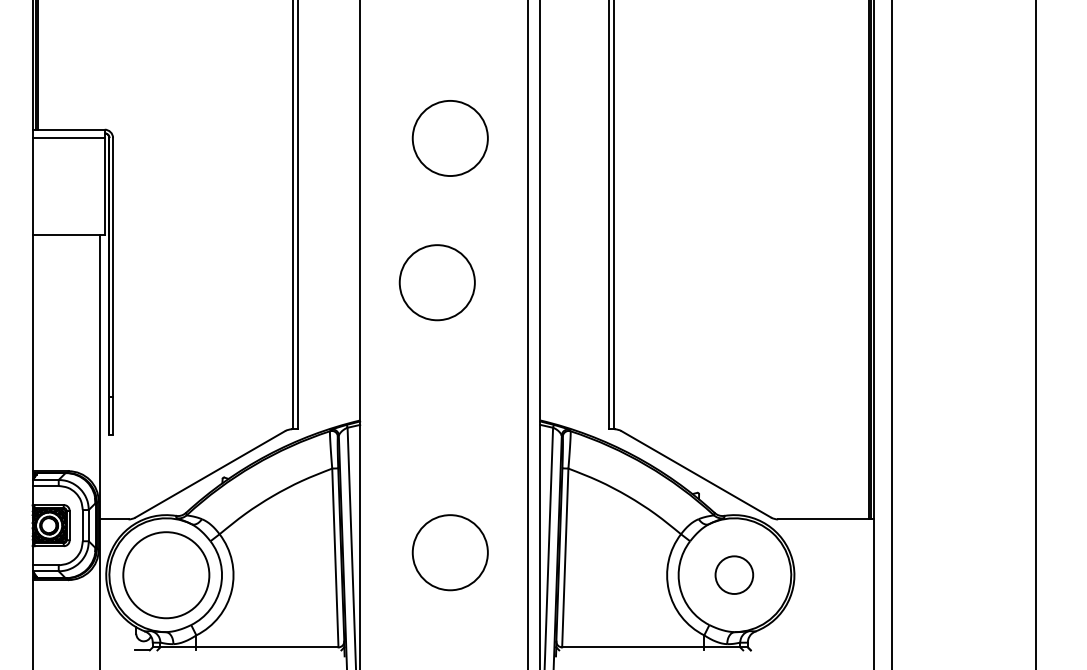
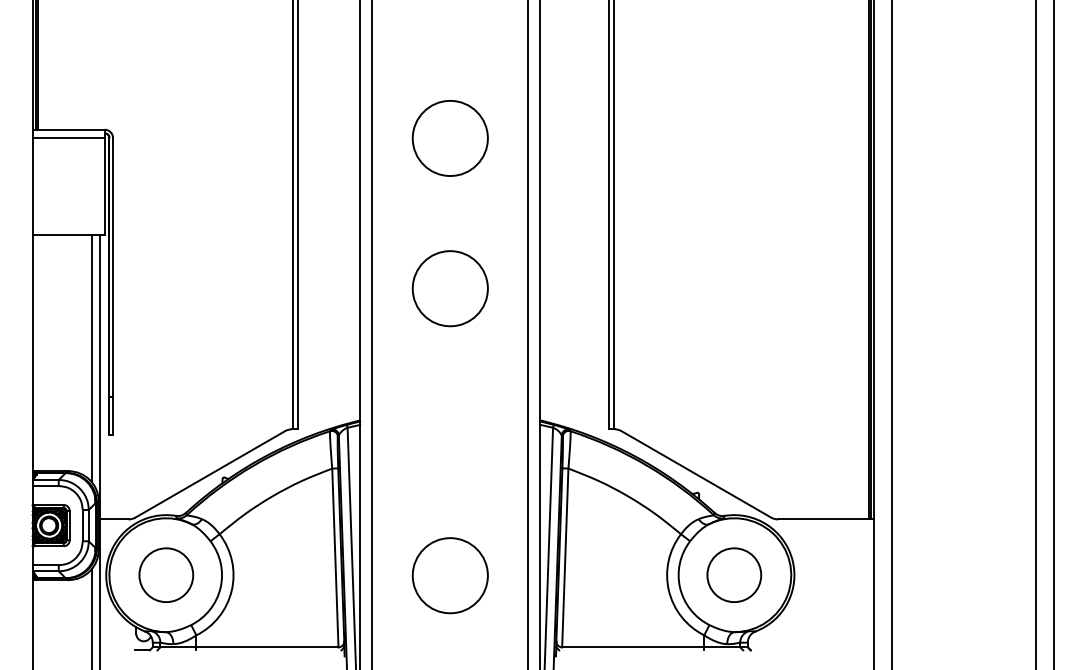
circle position: (436, 282) -> (449, 288) (449, 288)
line: none -> present (372, 334)
line: none -> present (1054, 334)
line: none -> present (91, 357)
circle position: (449, 552) -> (449, 575) (449, 575)
circle size: 41x40 px -> 57x56 px (734, 574)
circle diameter: 86 px -> 54 px (166, 575)
line: none -> present (91, 617)
